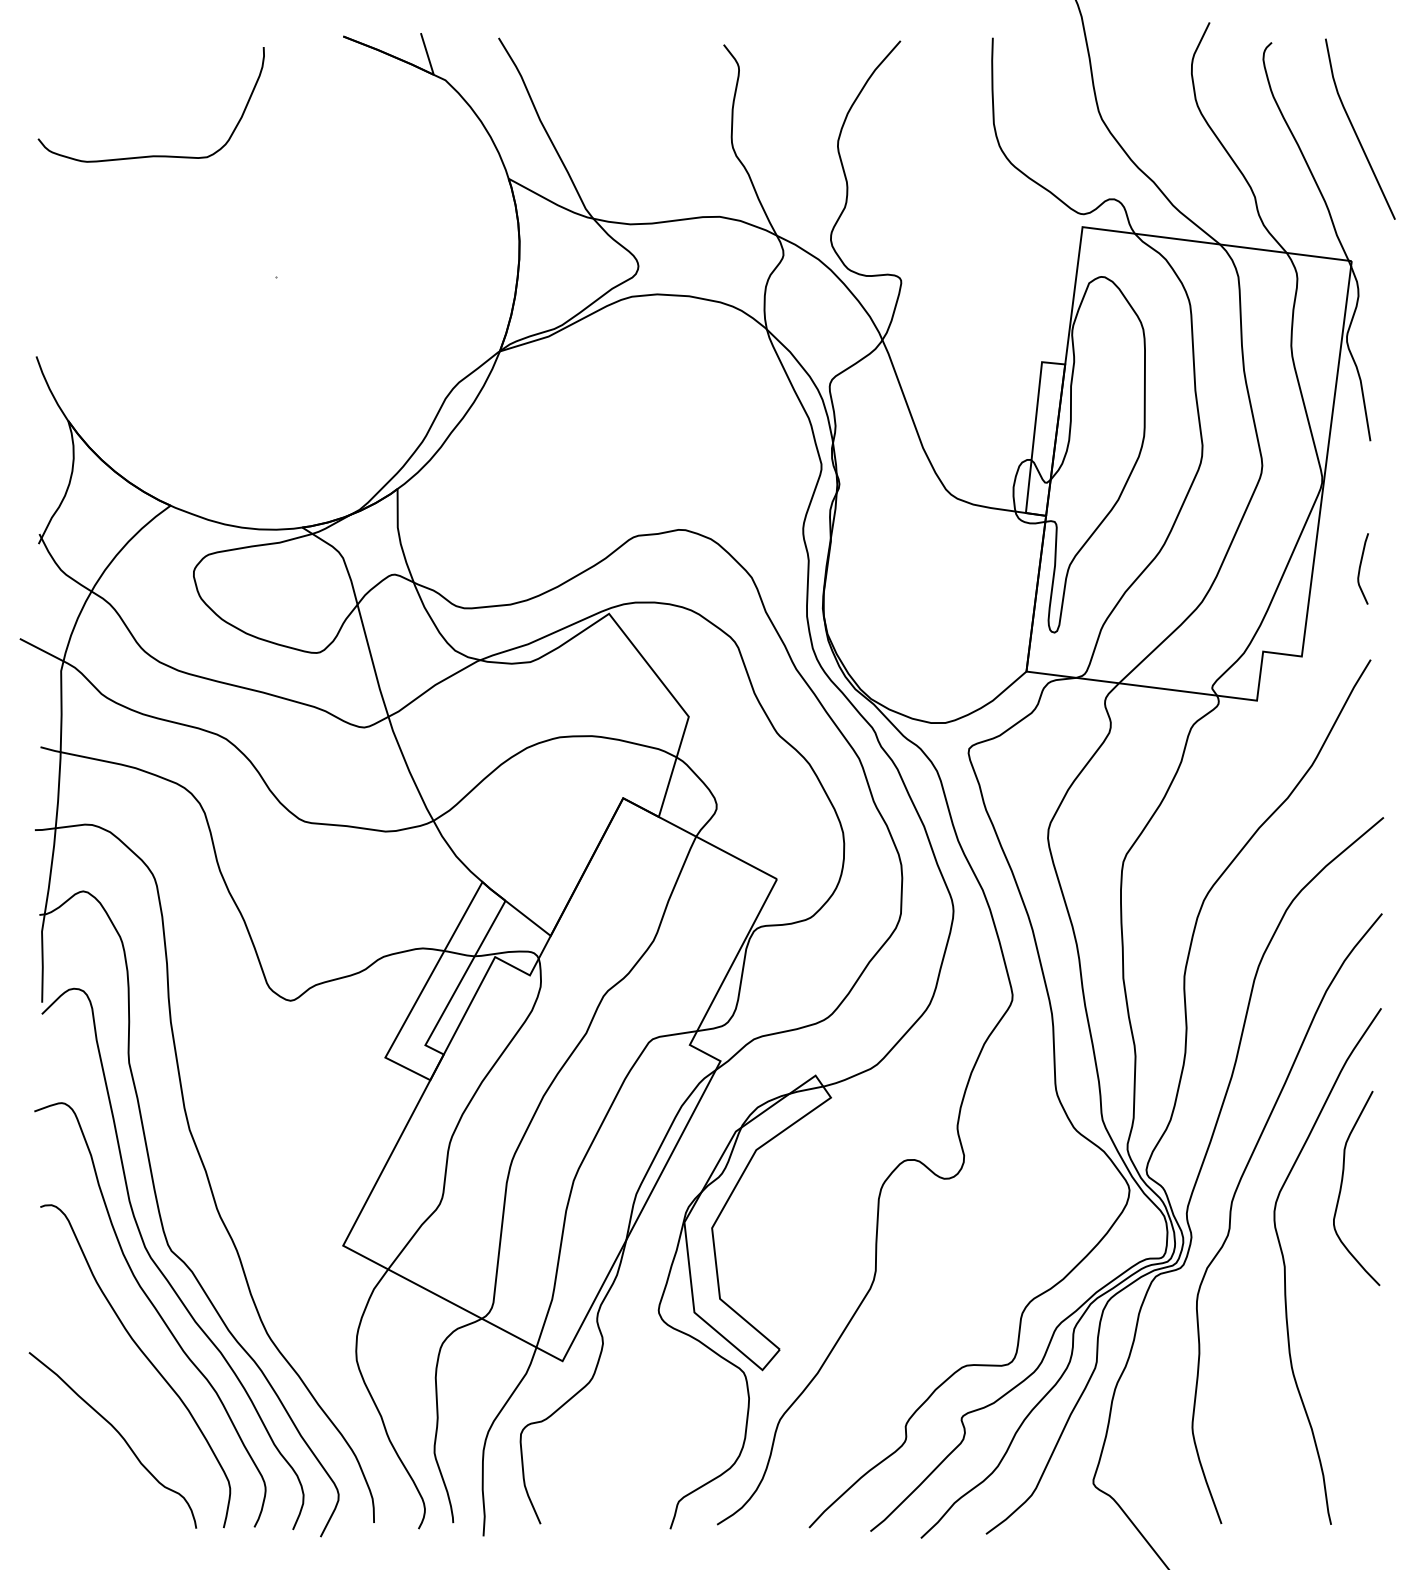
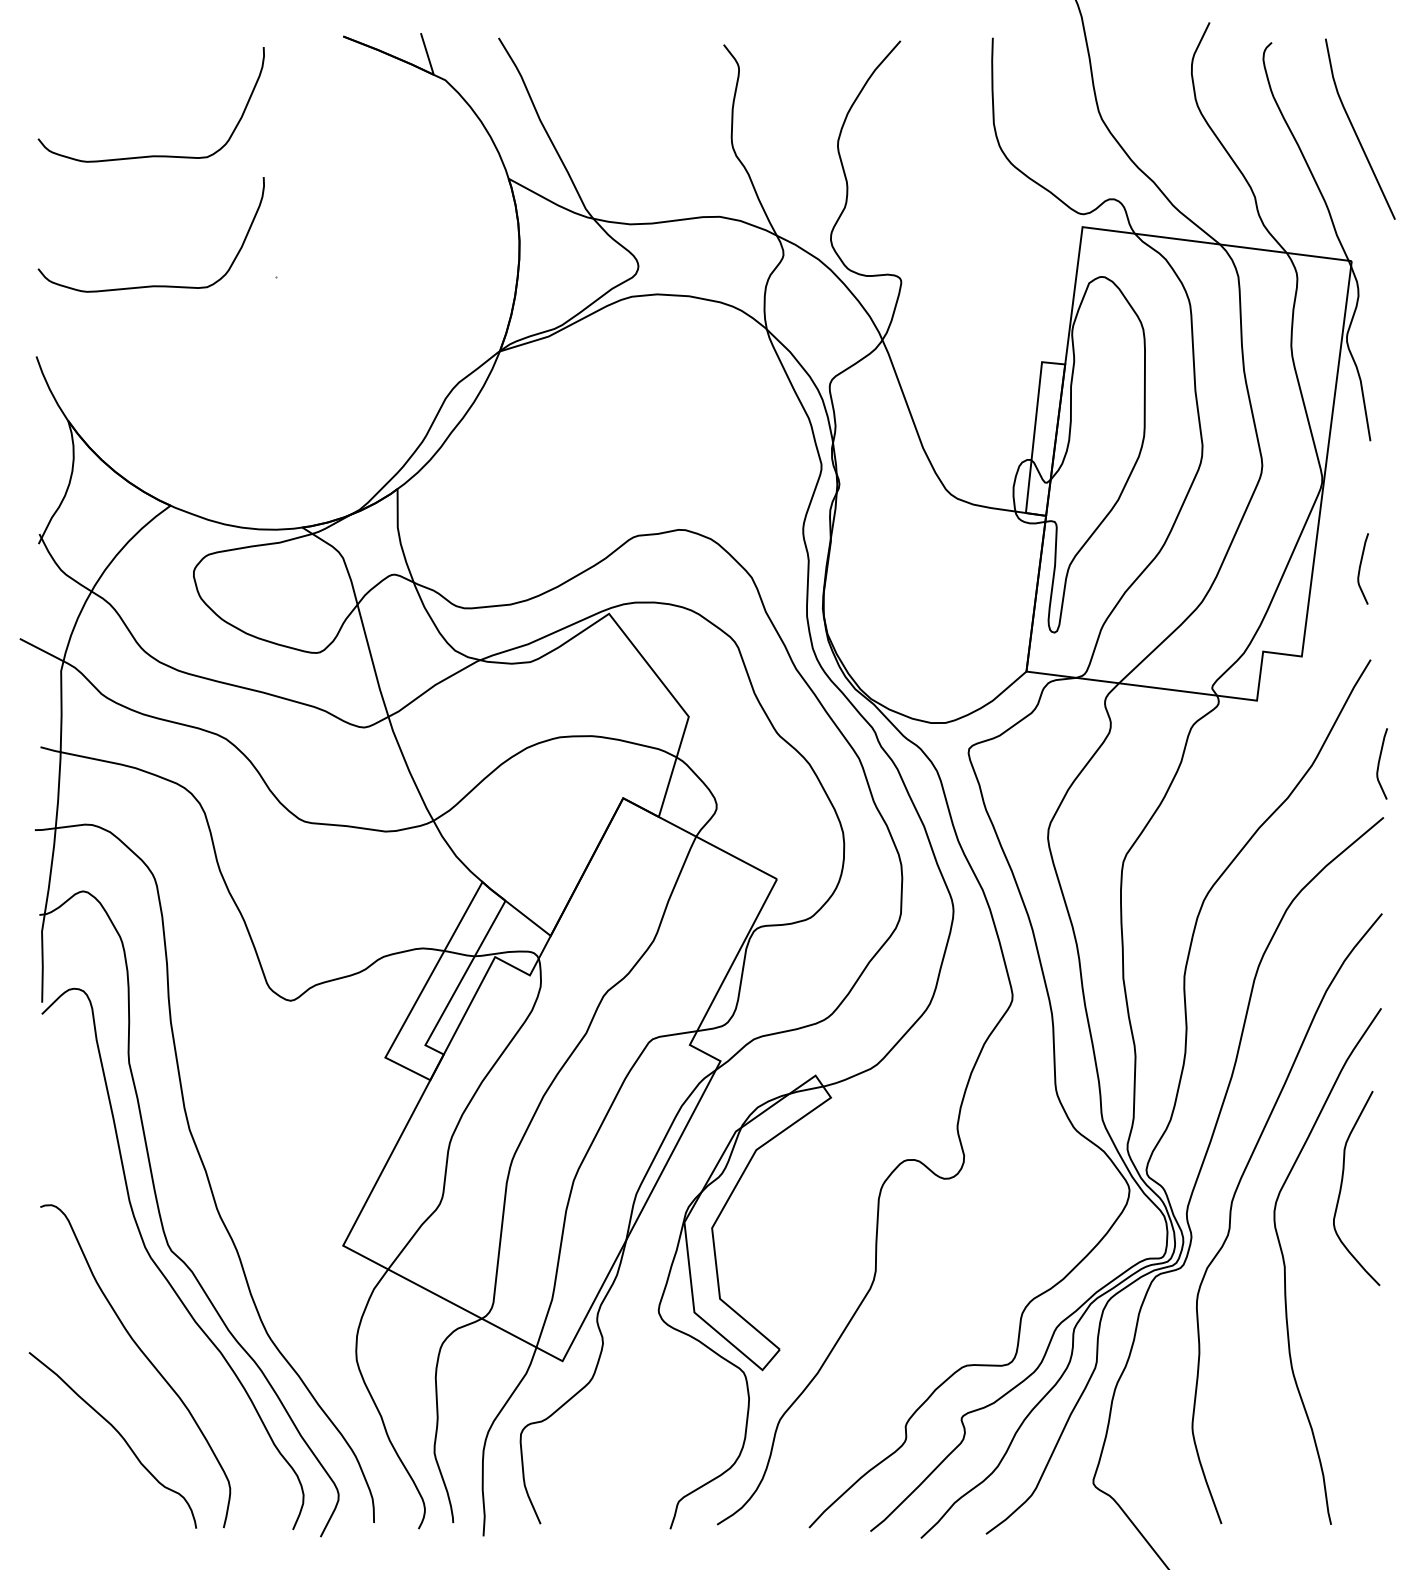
curve: none -> present (150, 285)
curve: none -> present (1379, 763)
curve: present -> none (156, 1312)
